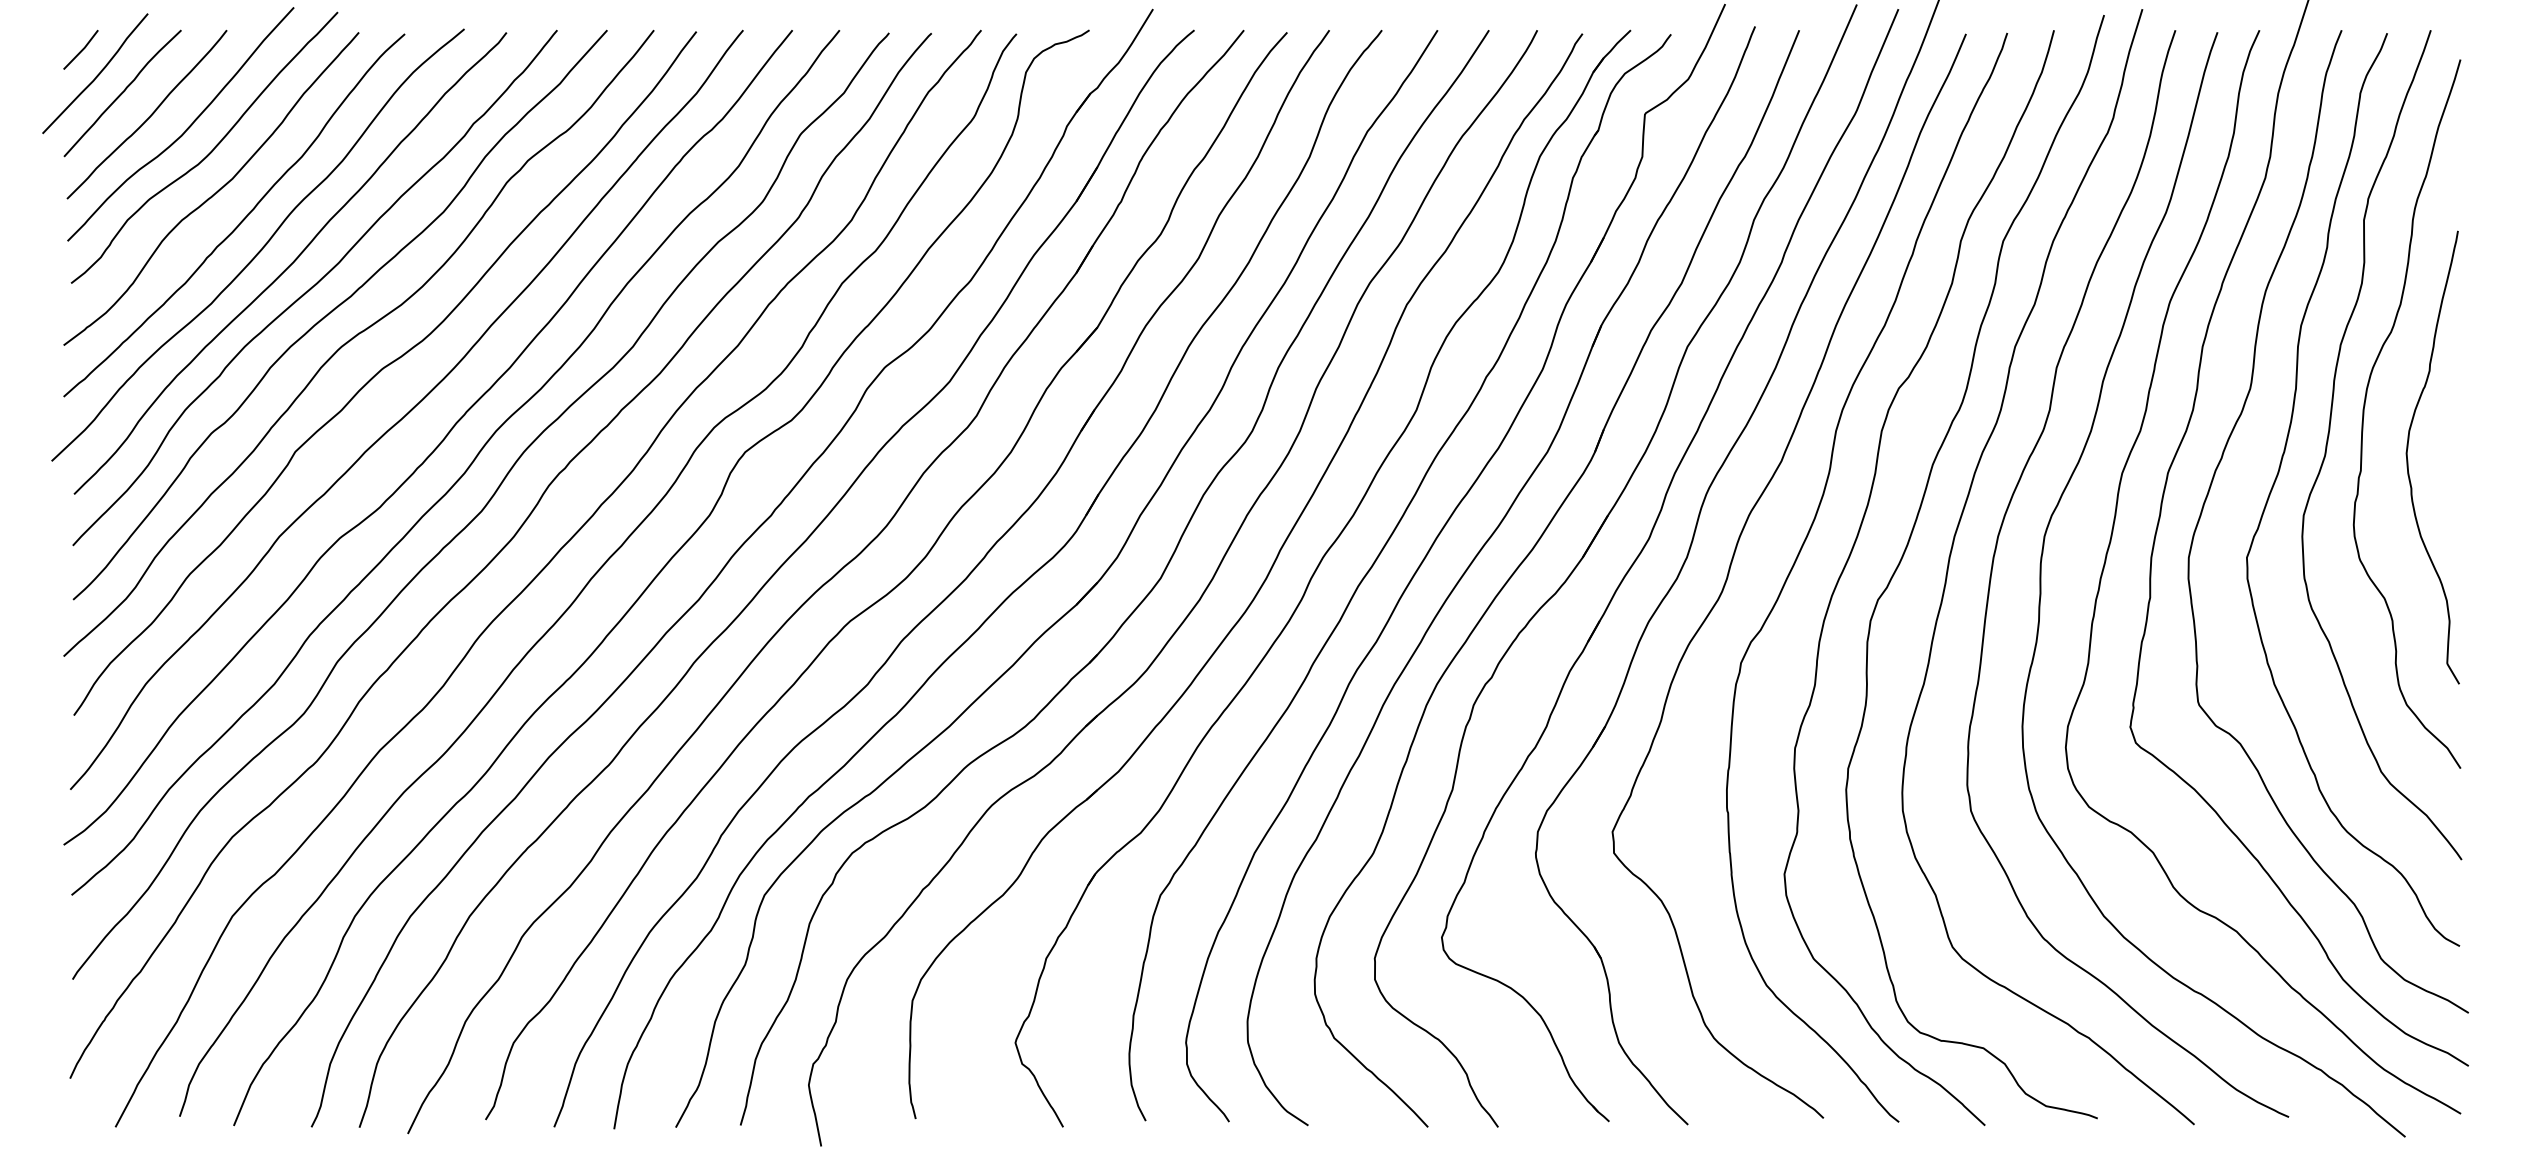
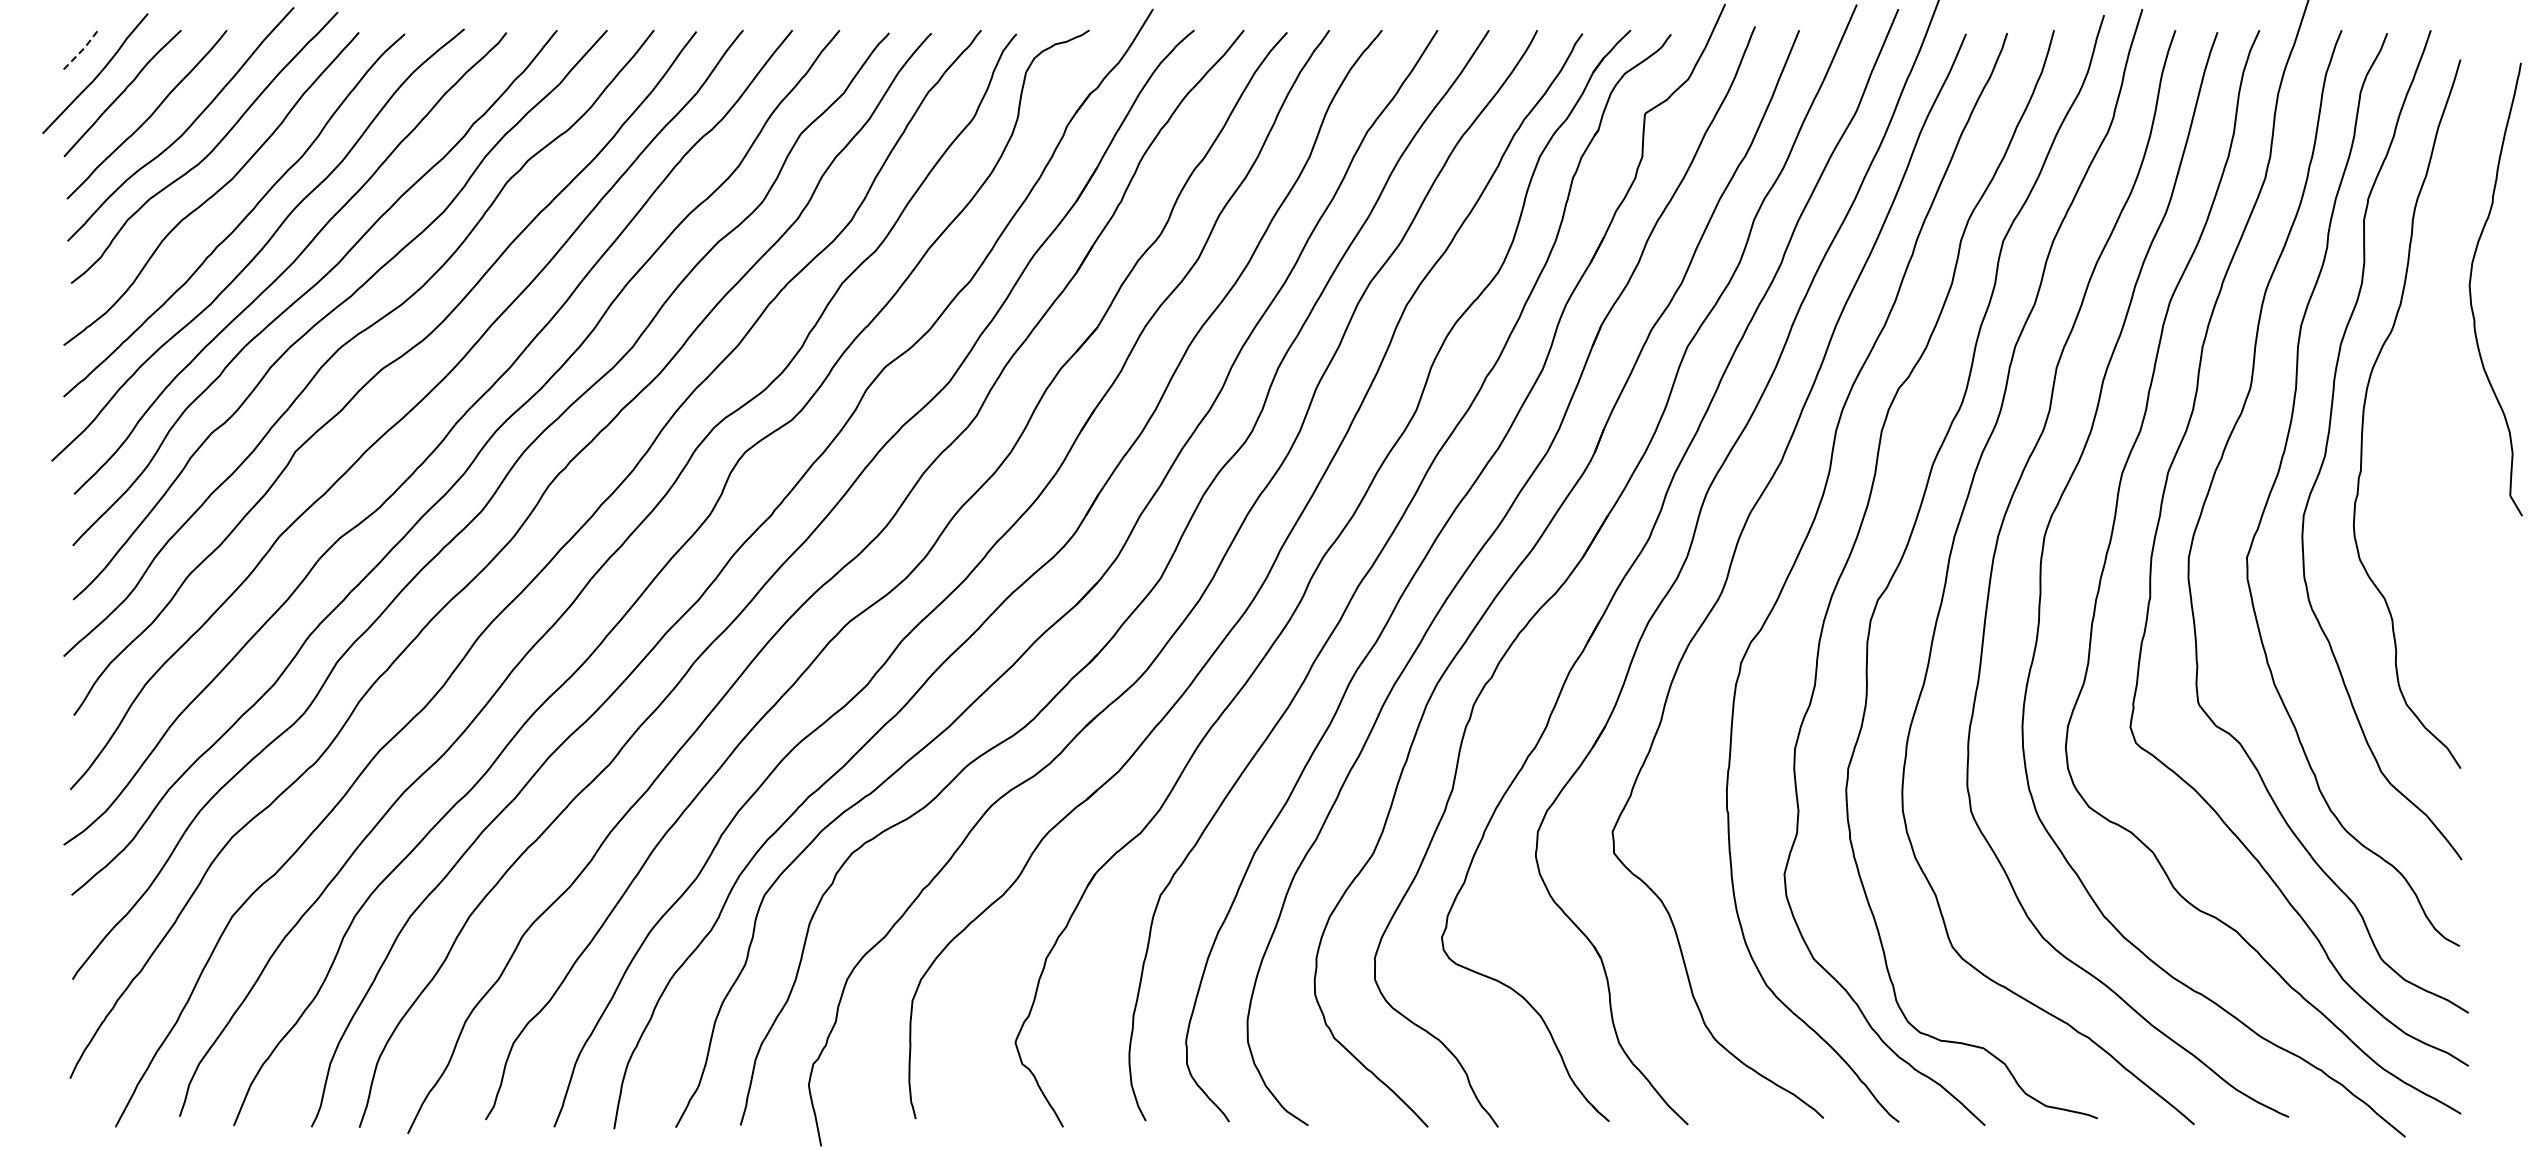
line: solid -> dashed (82, 49)
curve position: (2408, 460) -> (2471, 292) (2471, 292)
